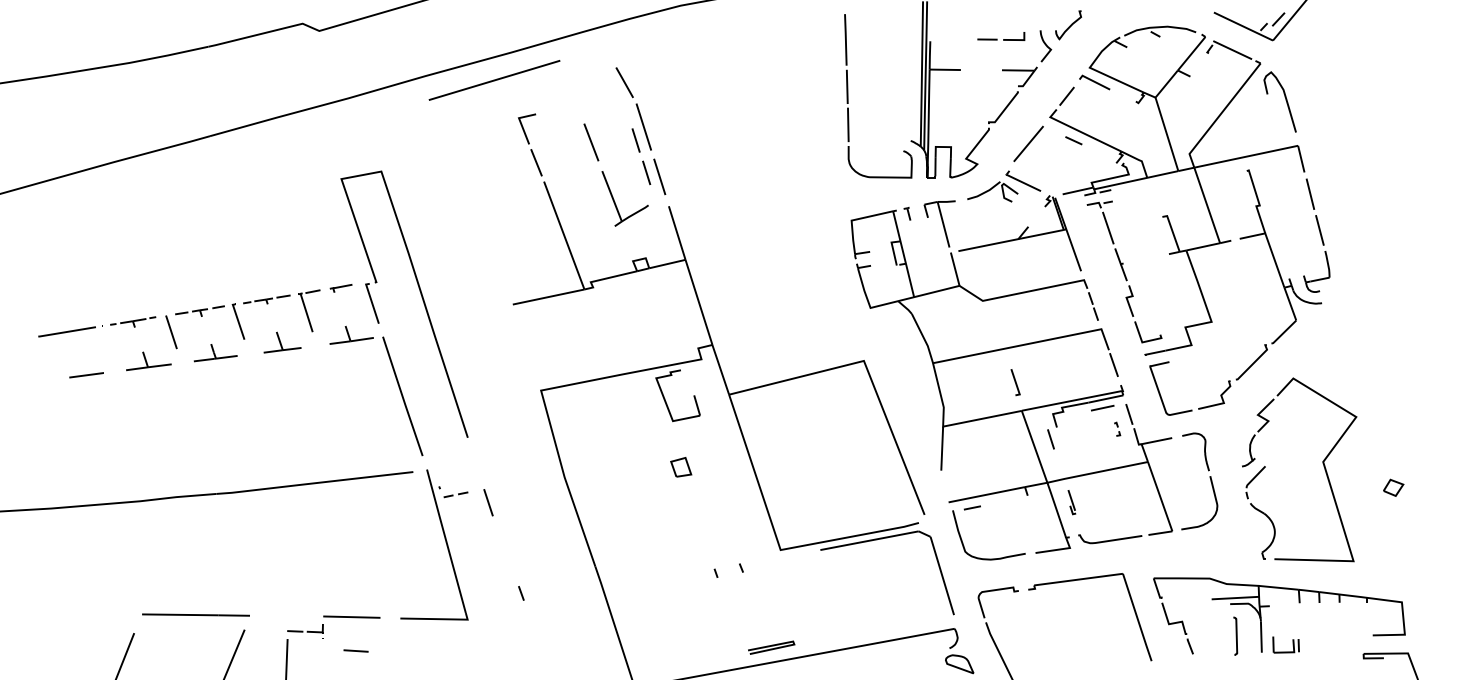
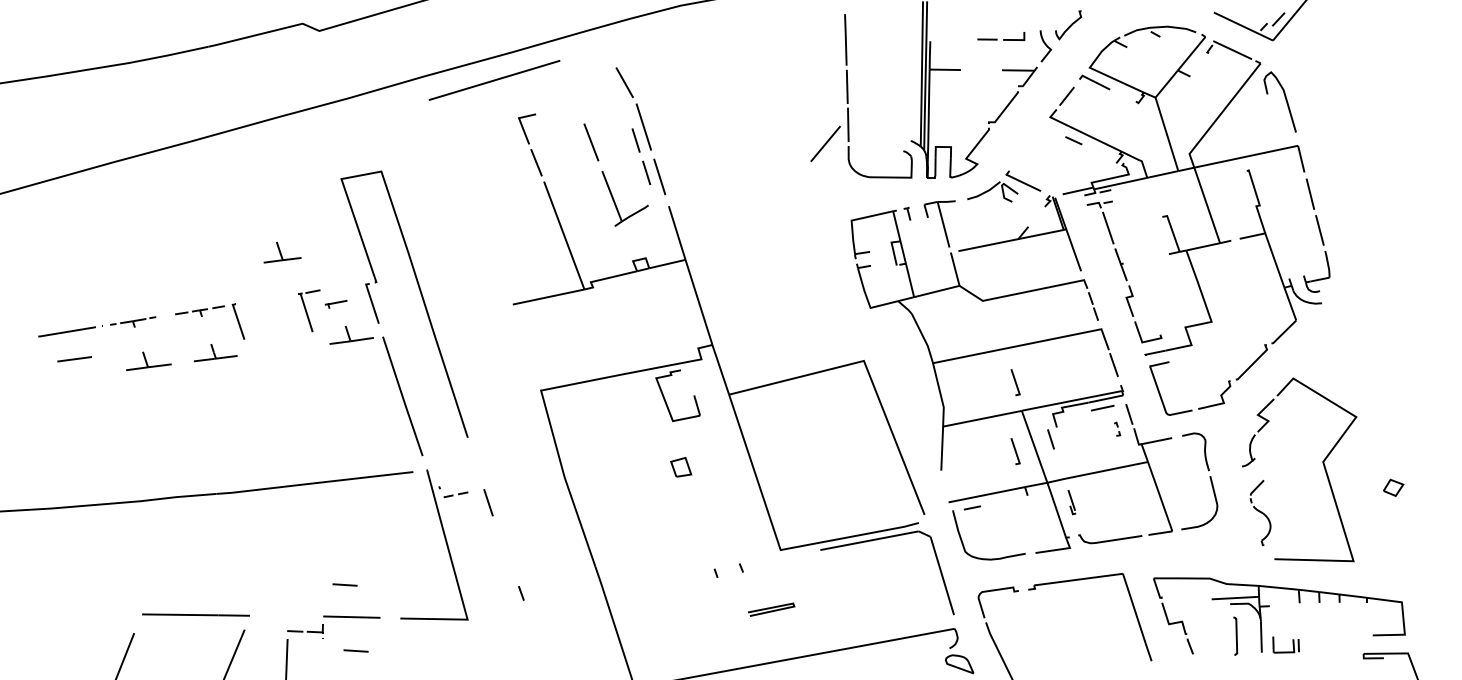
line position: (1028, 143) -> (825, 143) (825, 143)
part position: (340, 288) -> (335, 304) (335, 304)
part: present -> none (266, 299)
line: present -> none (171, 332)
part position: (282, 342) -> (282, 252) (282, 252)
line position: (86, 375) -> (74, 359) (74, 359)
line: none -> present (1015, 451)
part size: 31x94 px -> 23x67 px (1260, 513)
line: none -> present (344, 584)
line position: (771, 646) -> (771, 608) (771, 608)
